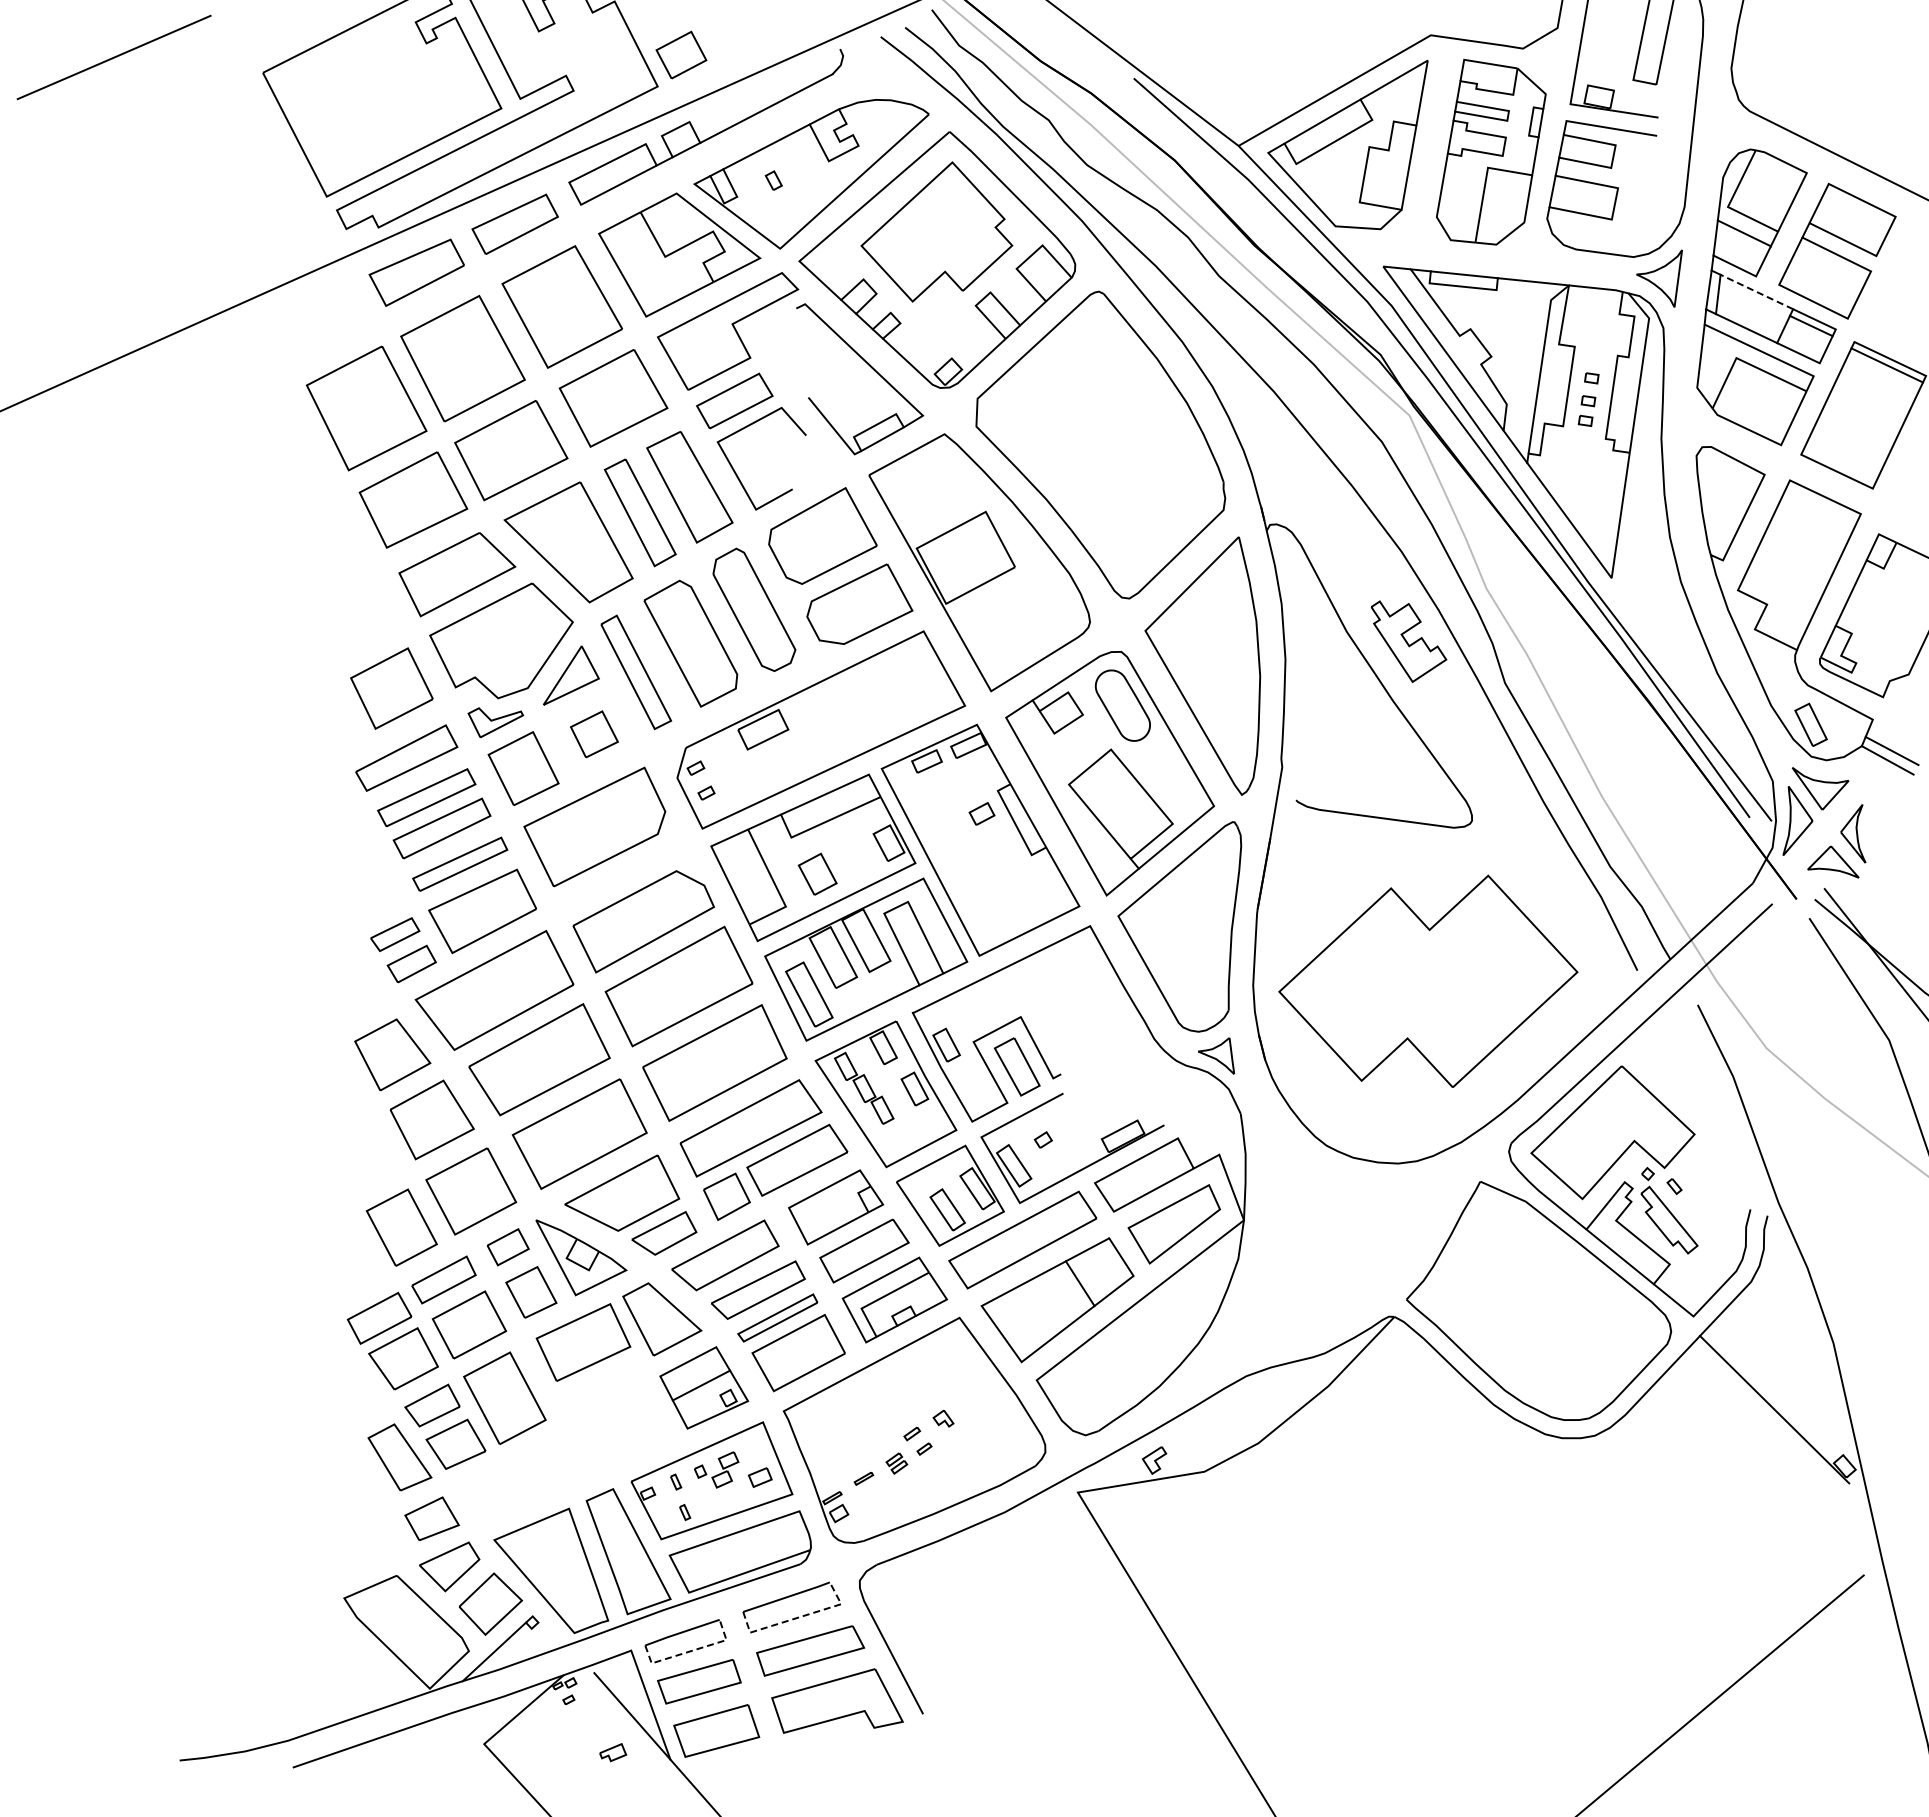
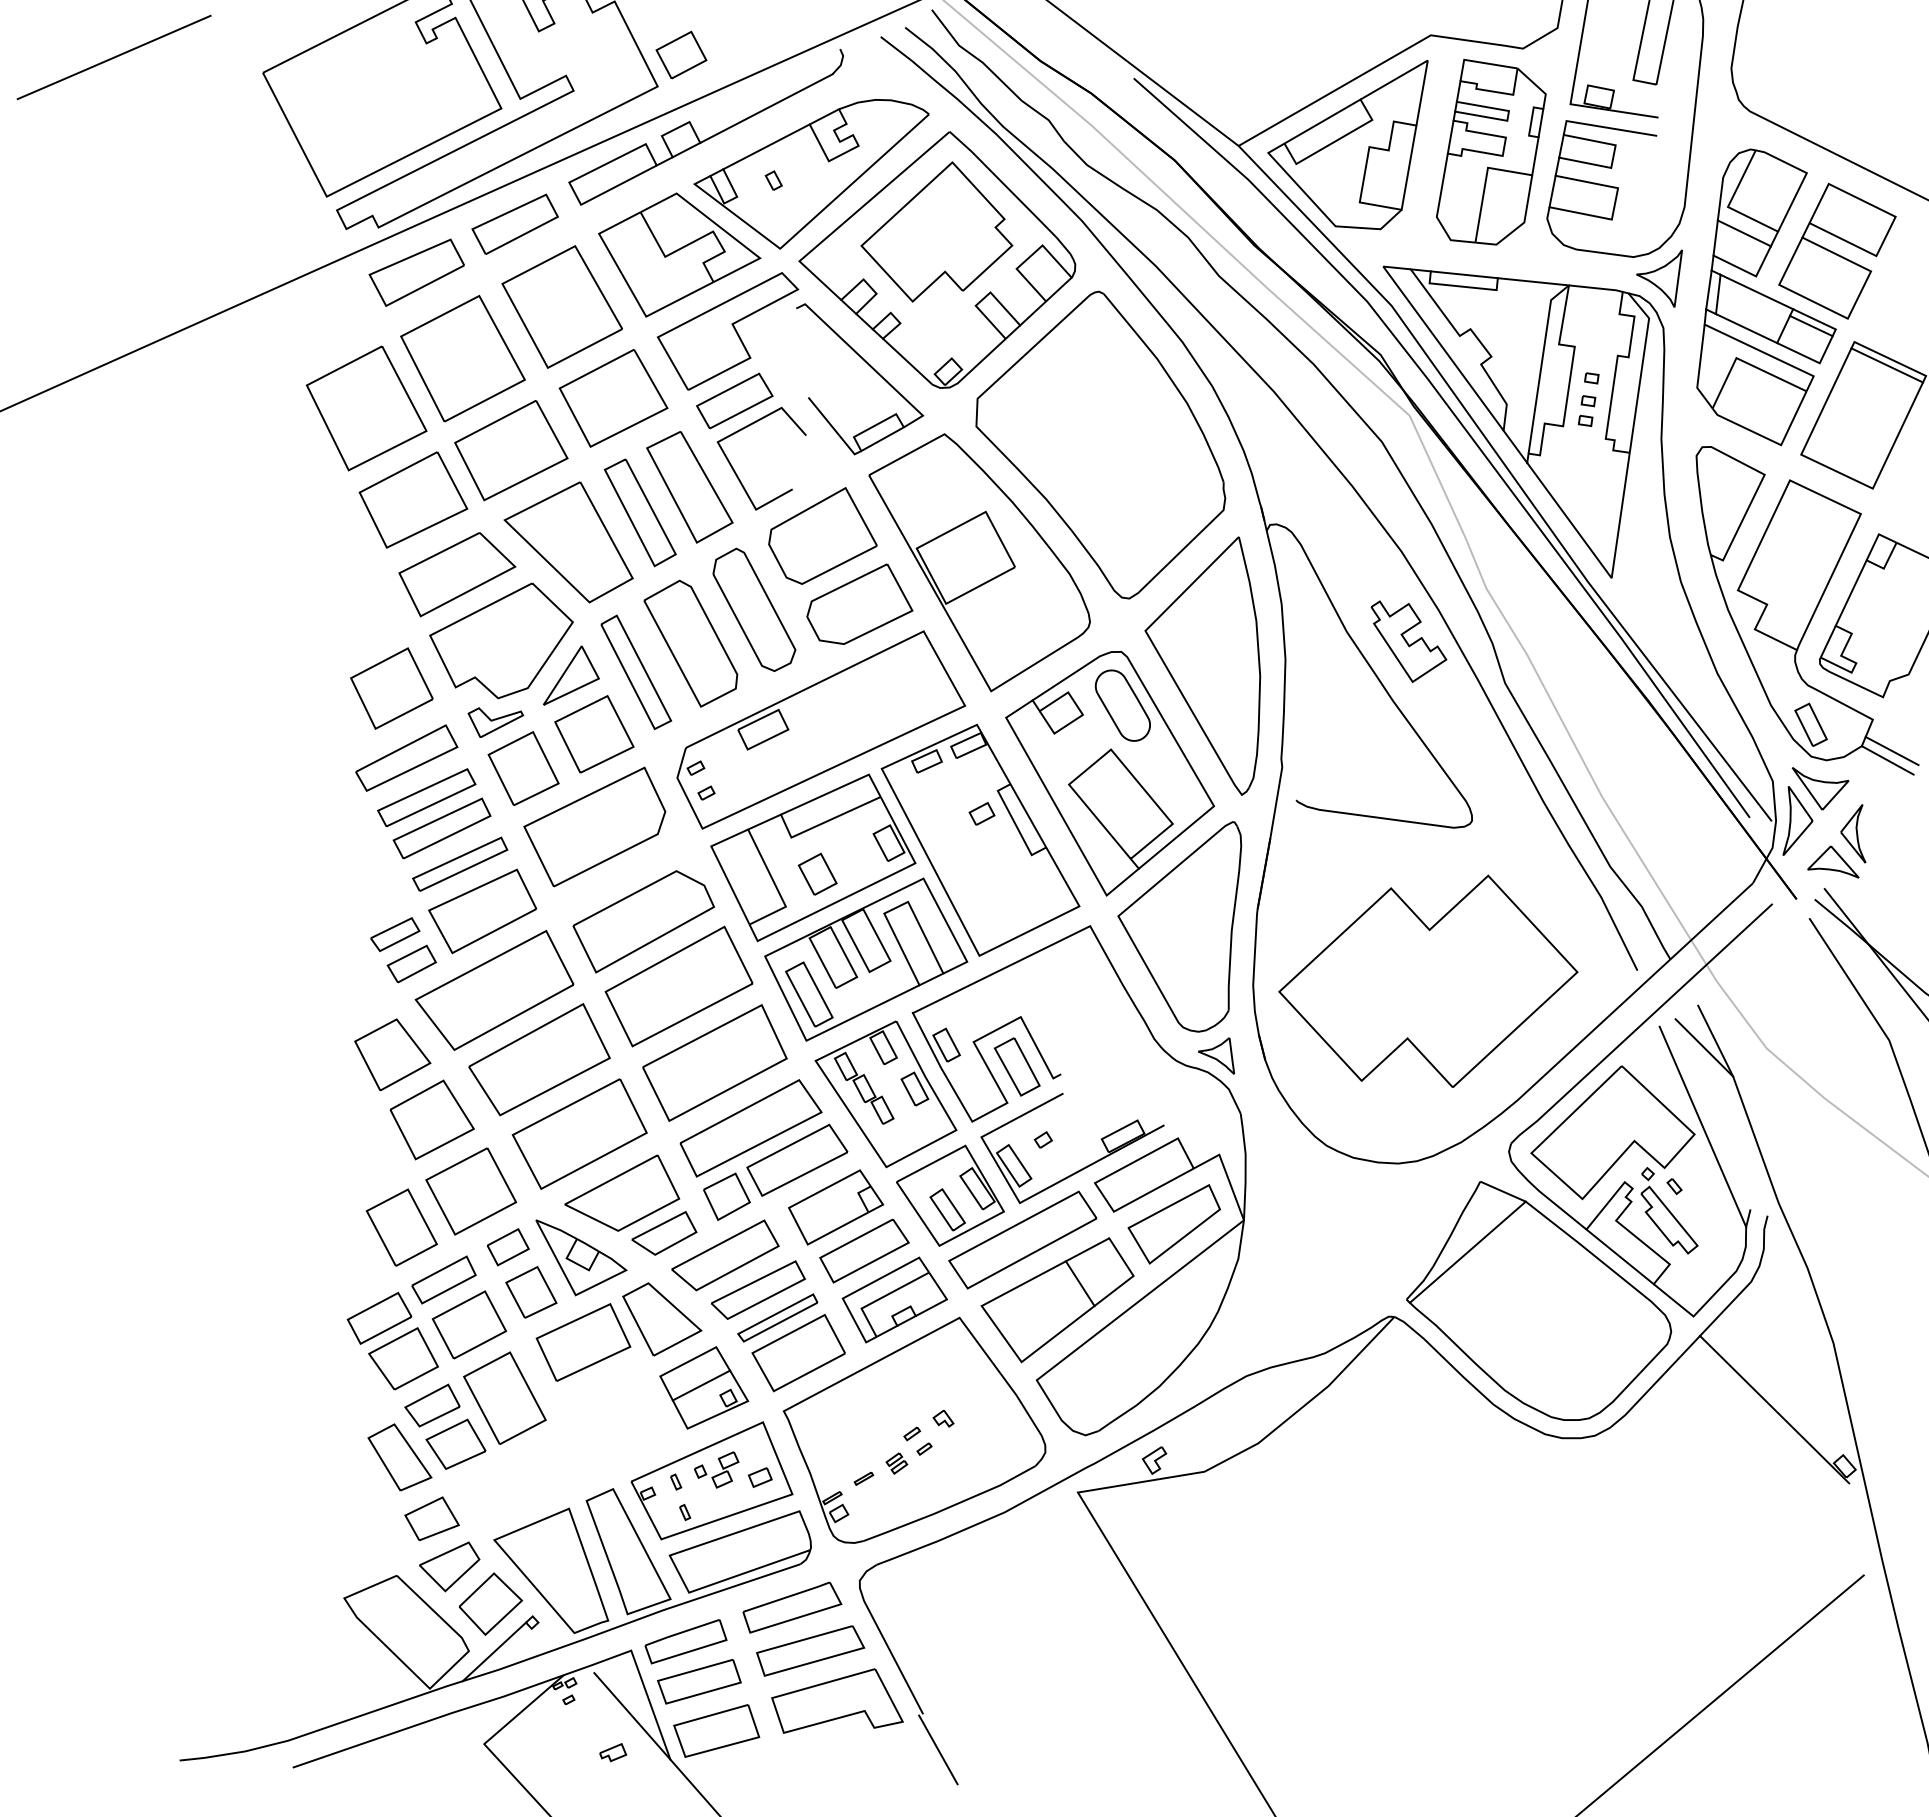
line: dashed -> solid (1756, 291)
part size: 49x49 px -> 81x79 px (594, 734)
line: none -> present (1704, 1047)
line: none -> present (1702, 1126)
line: none -> present (1467, 1251)
line: dashed -> solid (797, 1617)
line: dashed -> solid (690, 1651)
line: none -> present (938, 1749)
